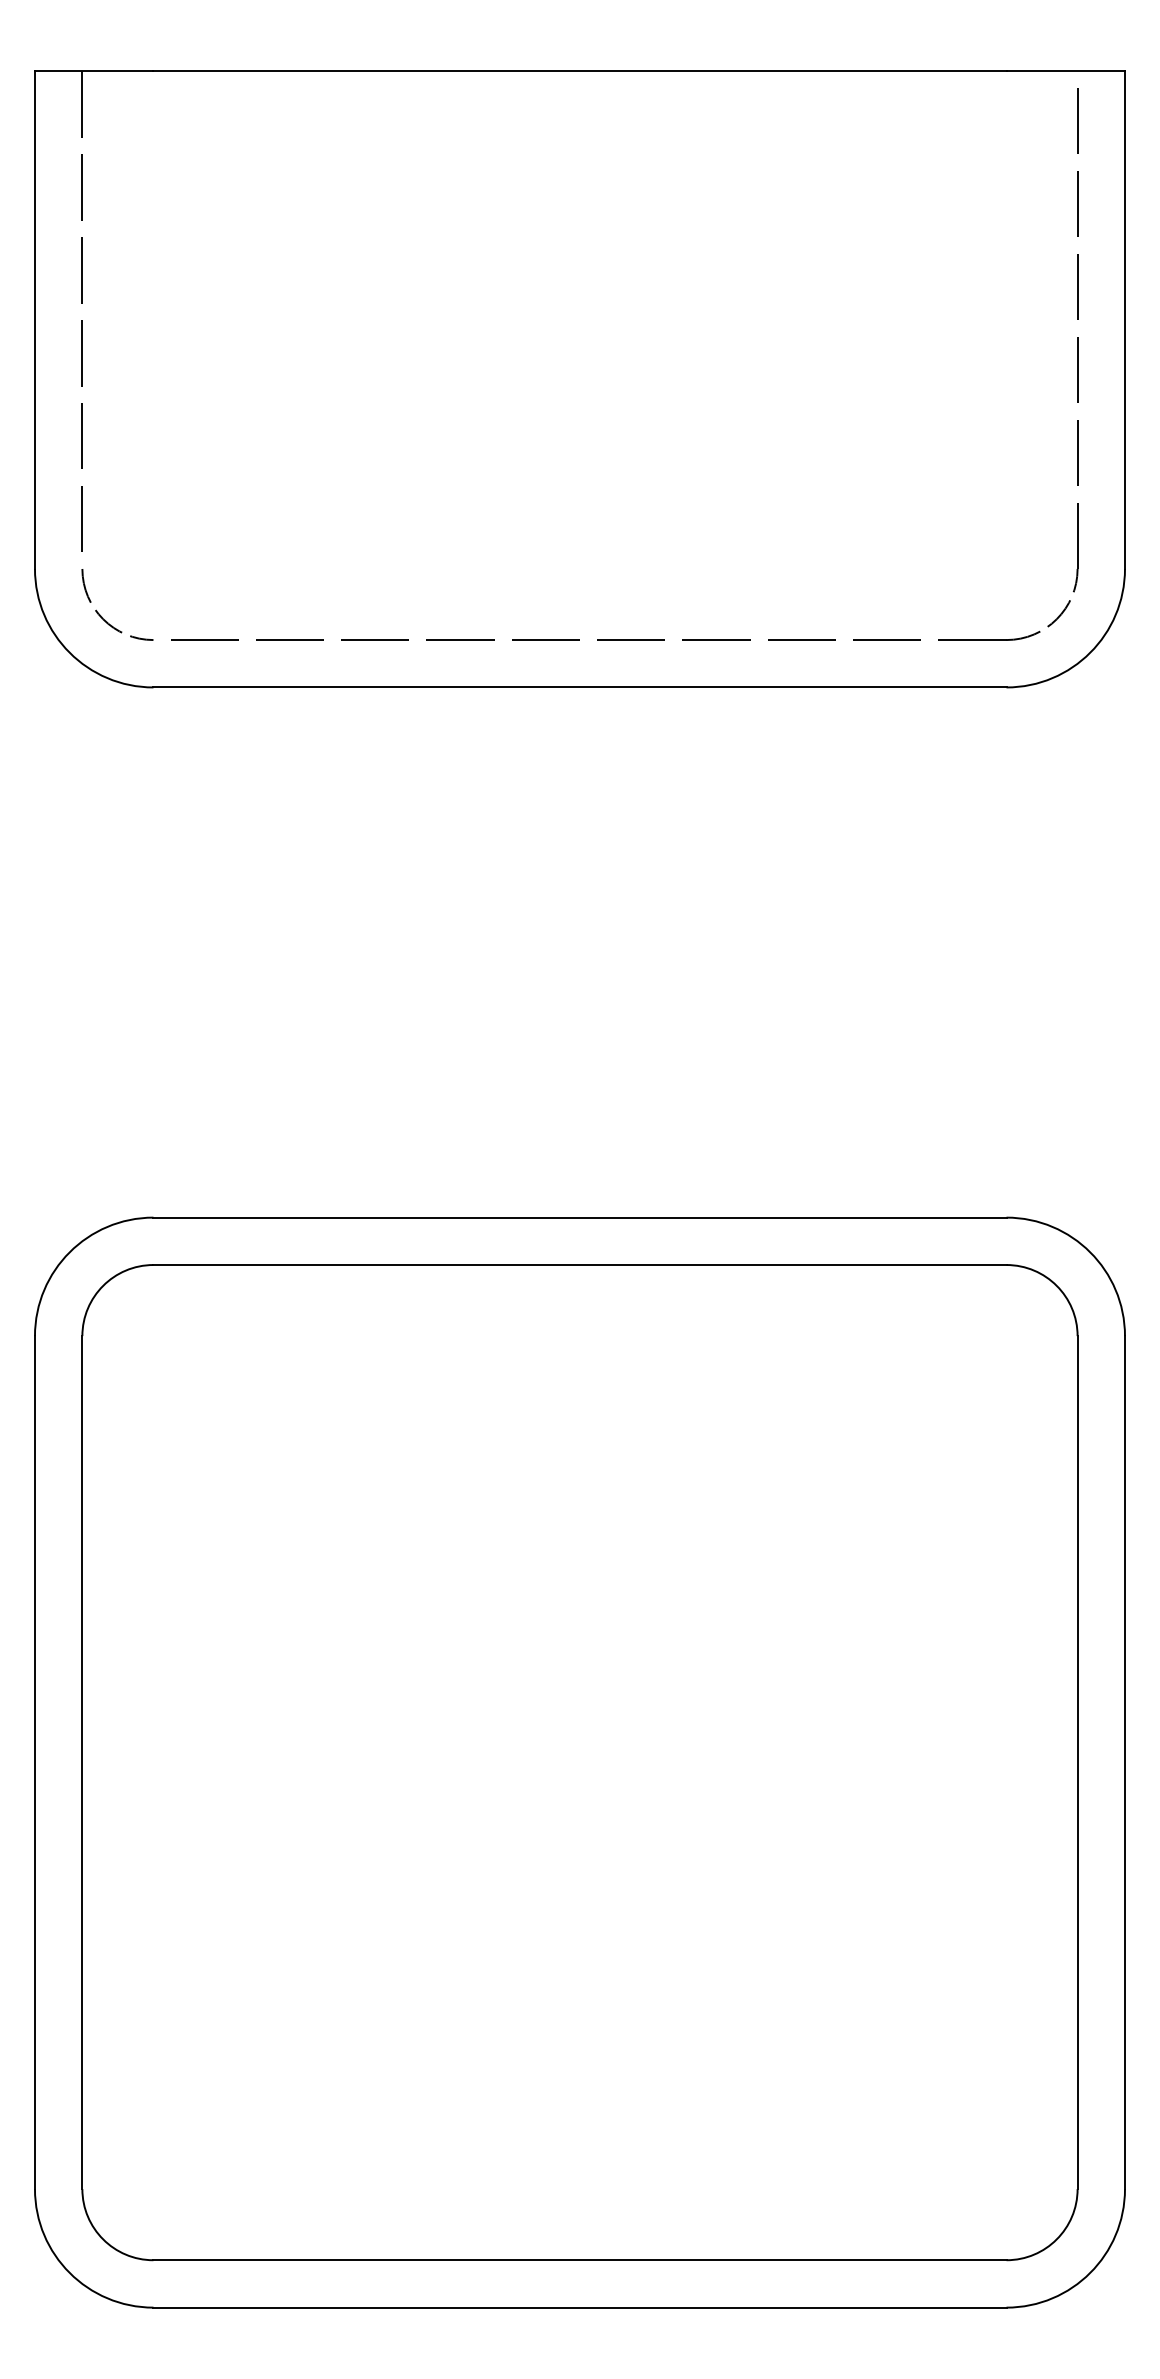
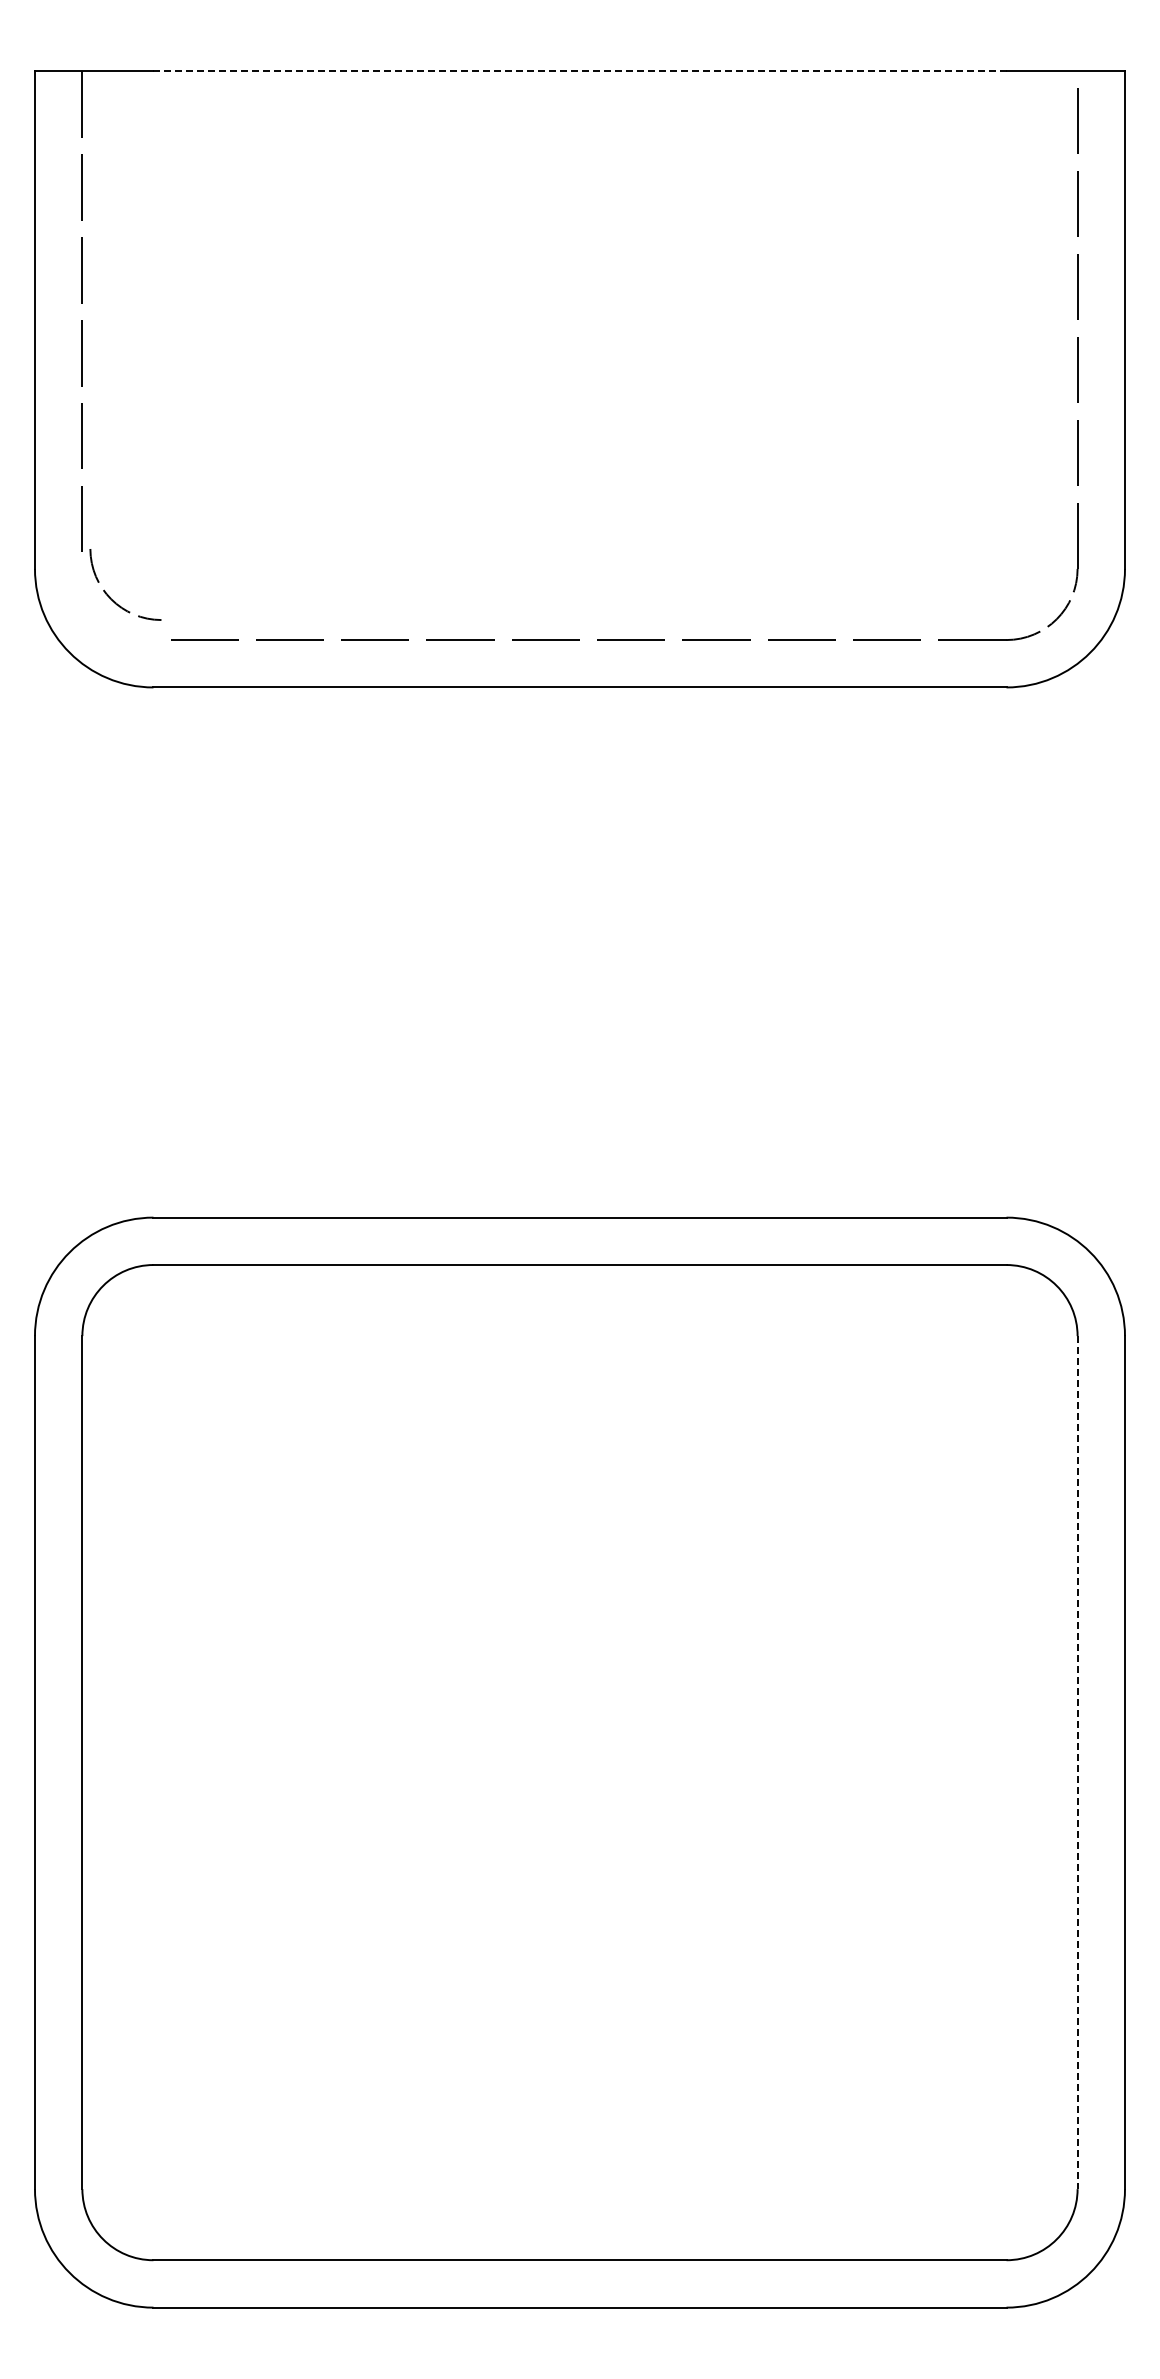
line: solid -> dashed (579, 71)
arc position: (102, 616) -> (110, 596) (110, 596)
line: solid -> dashed (1077, 1762)
